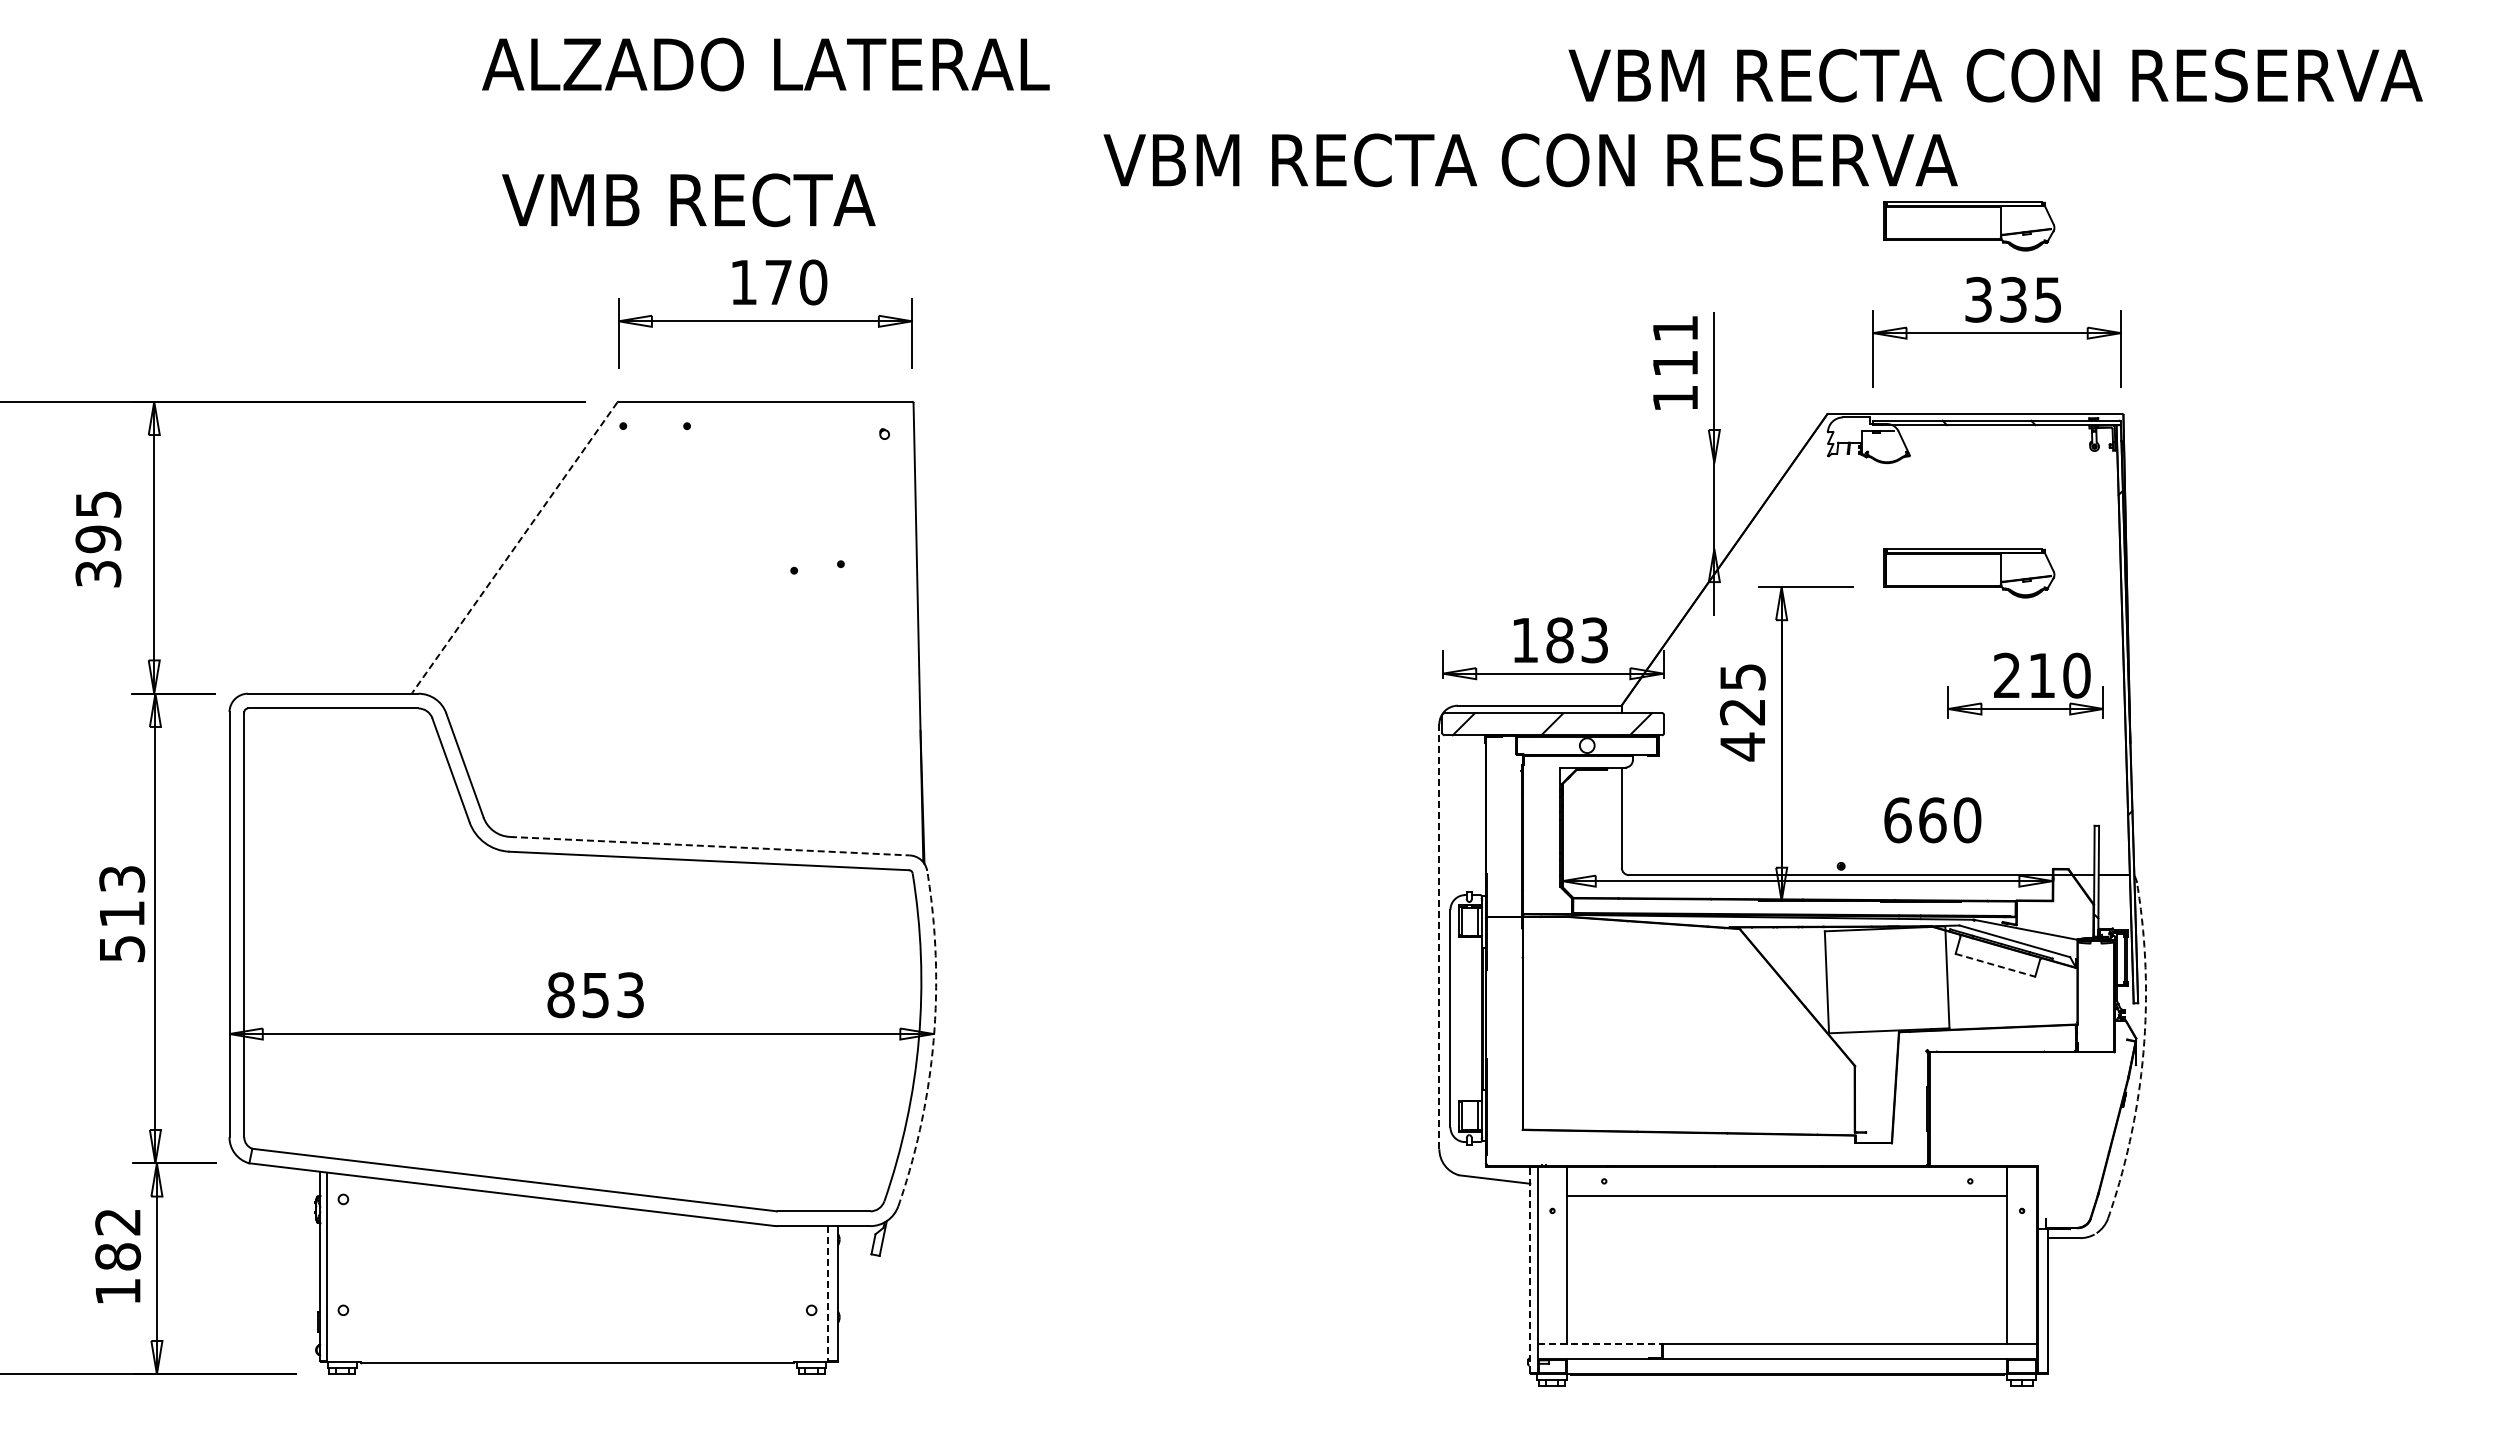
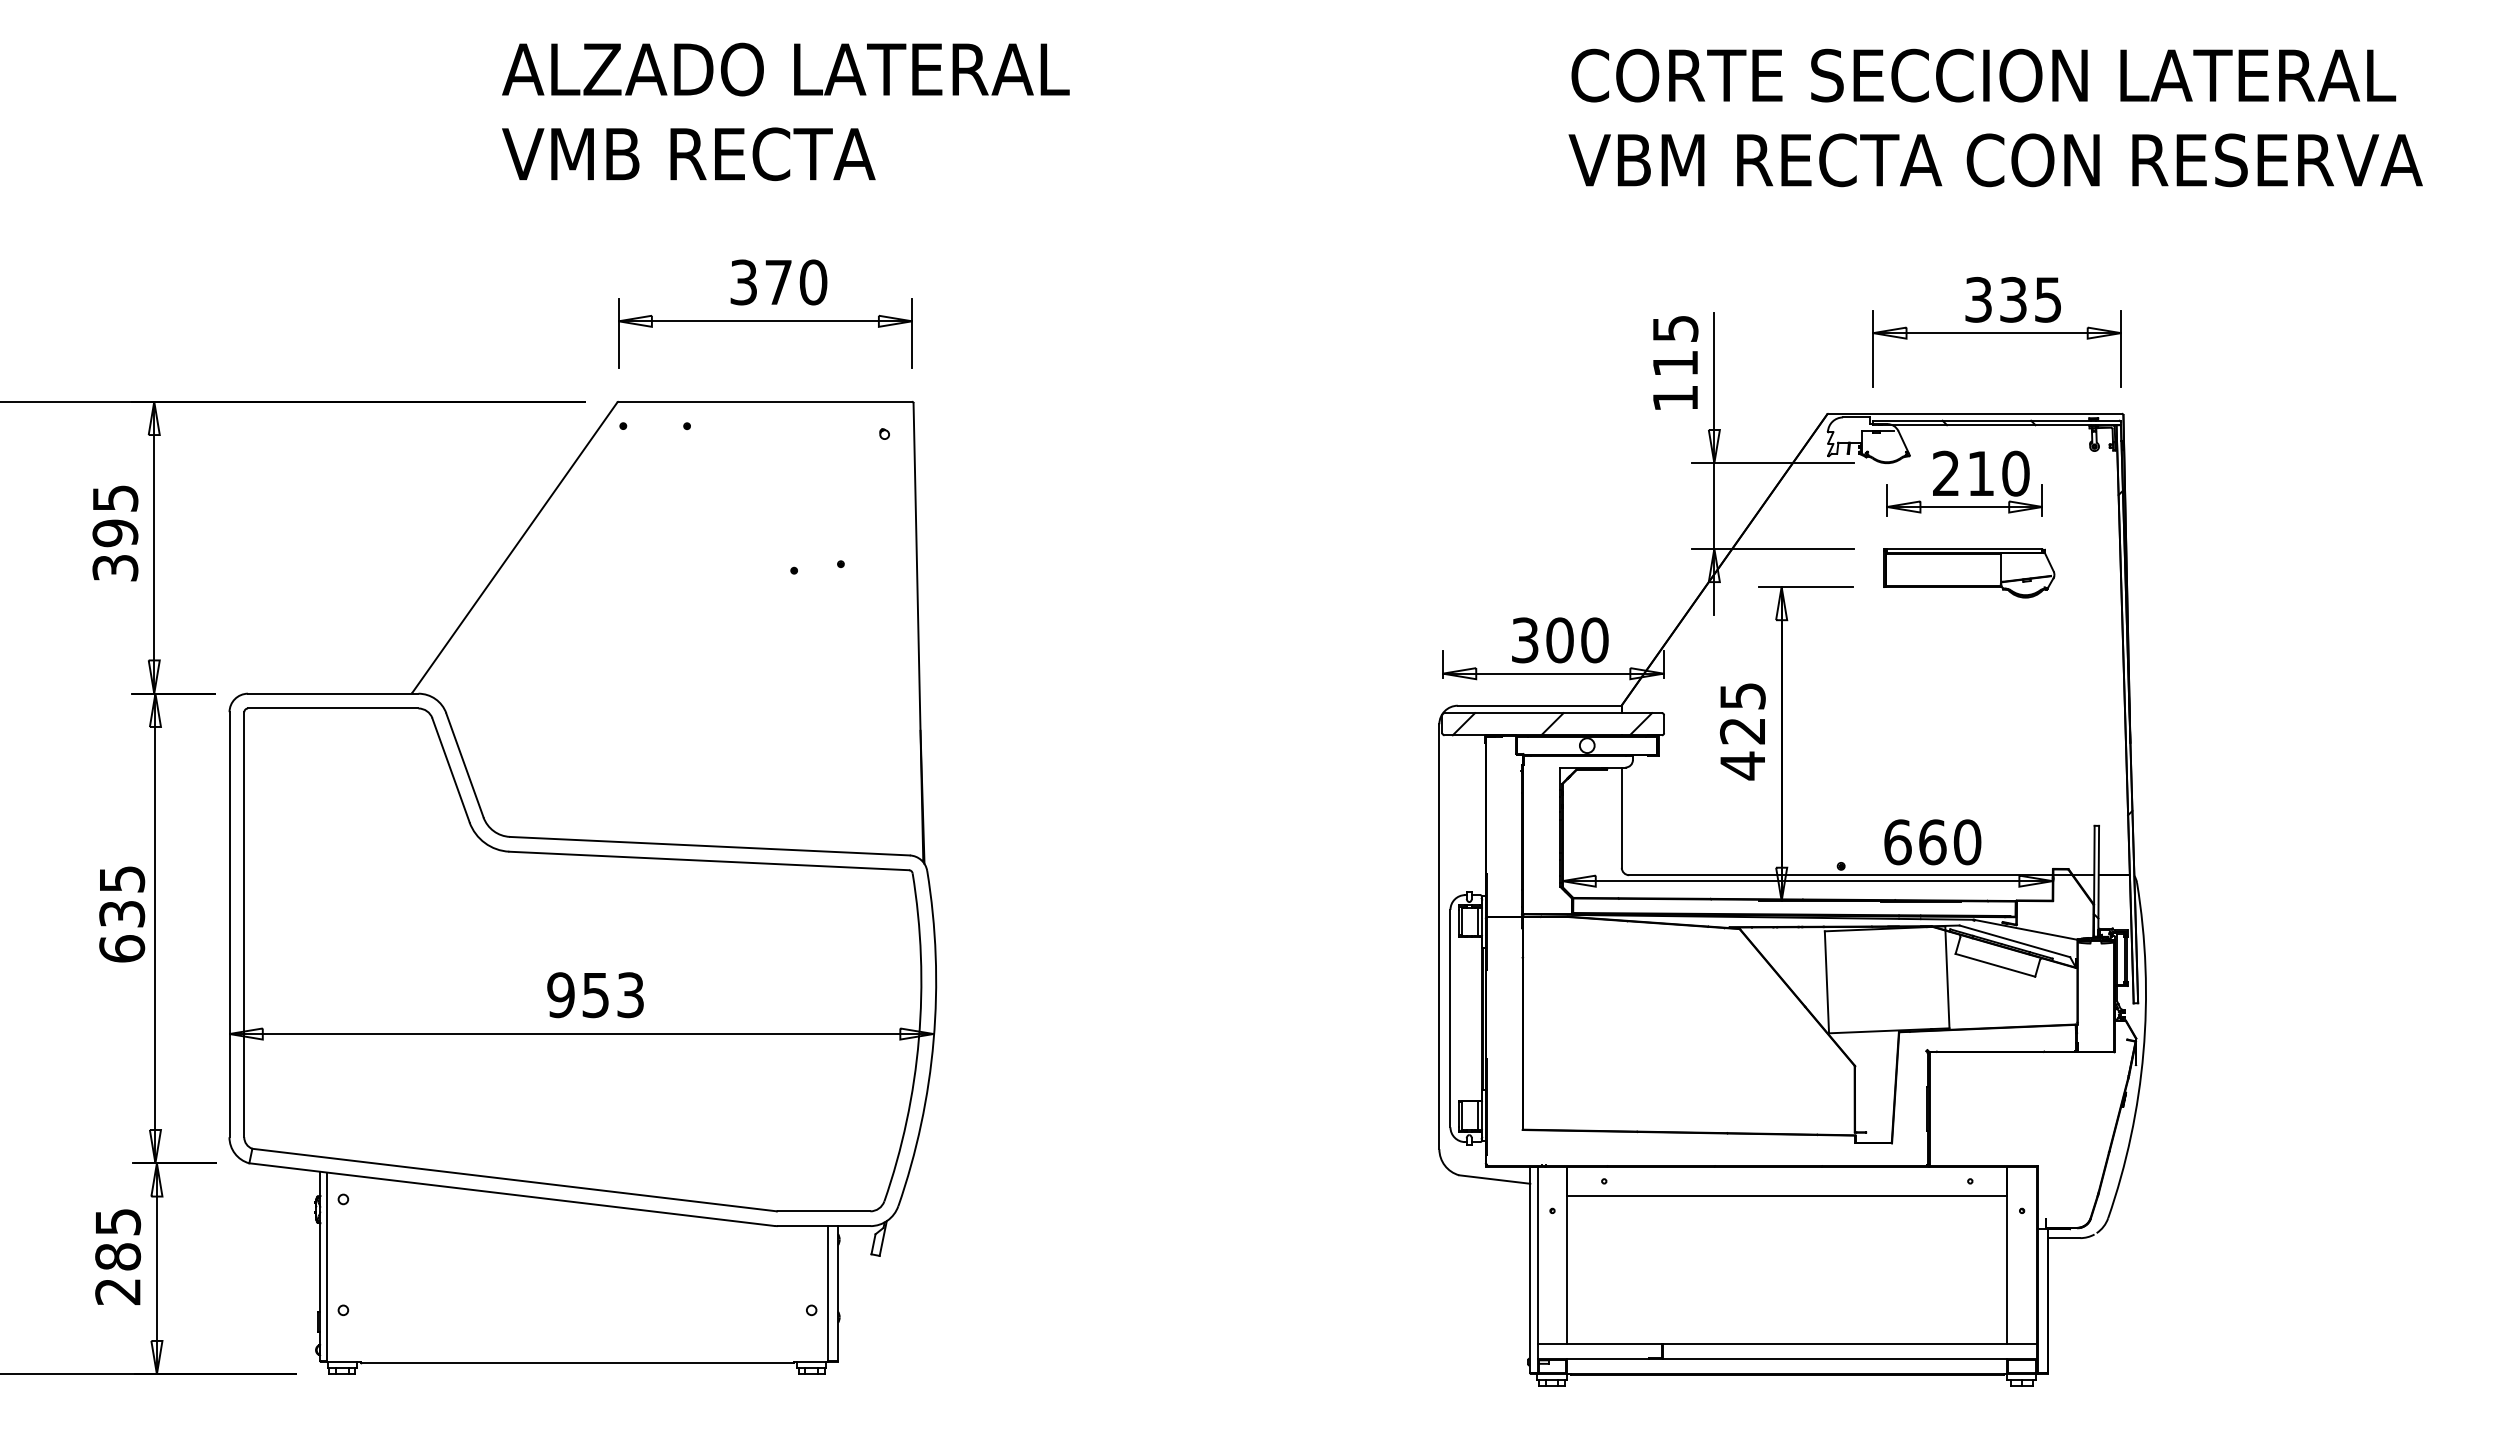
text position: (765, 64) -> (785, 69) (785, 69)
text: VBM RECTA CON RESERVA -> CORTE SECCION LATERAL (1995, 75)
text position: (1530, 160) -> (1995, 160) (1995, 160)
text position: (688, 200) -> (688, 154) (688, 154)
part: present -> none (1969, 226)
text: 170 -> 370 (743, 282)
text: 111 -> 115 (1675, 328)
line: none -> present (1772, 463)
text position: (98, 539) -> (115, 533) (115, 533)
line: dashed -> solid (515, 547)
line: none -> present (1772, 548)
text: 183 -> 300 (1560, 640)
part position: (2018, 692) -> (1957, 490) (1957, 490)
text position: (1742, 712) -> (1742, 731) (1742, 731)
text position: (1932, 820) -> (1932, 842) (1932, 842)
line: dashed -> solid (710, 846)
text: 513 -> 635 (122, 914)
line: dashed -> solid (1439, 936)
line: dashed -> solid (1995, 965)
text: 853 -> 953 (560, 995)
arc: dashed -> solid (933, 1040)
arc: dashed -> solid (2143, 1052)
text: 182 -> 285 (118, 1257)
line: dashed -> solid (1530, 1269)
line: dashed -> solid (827, 1294)
line: dashed -> solid (1600, 1344)
